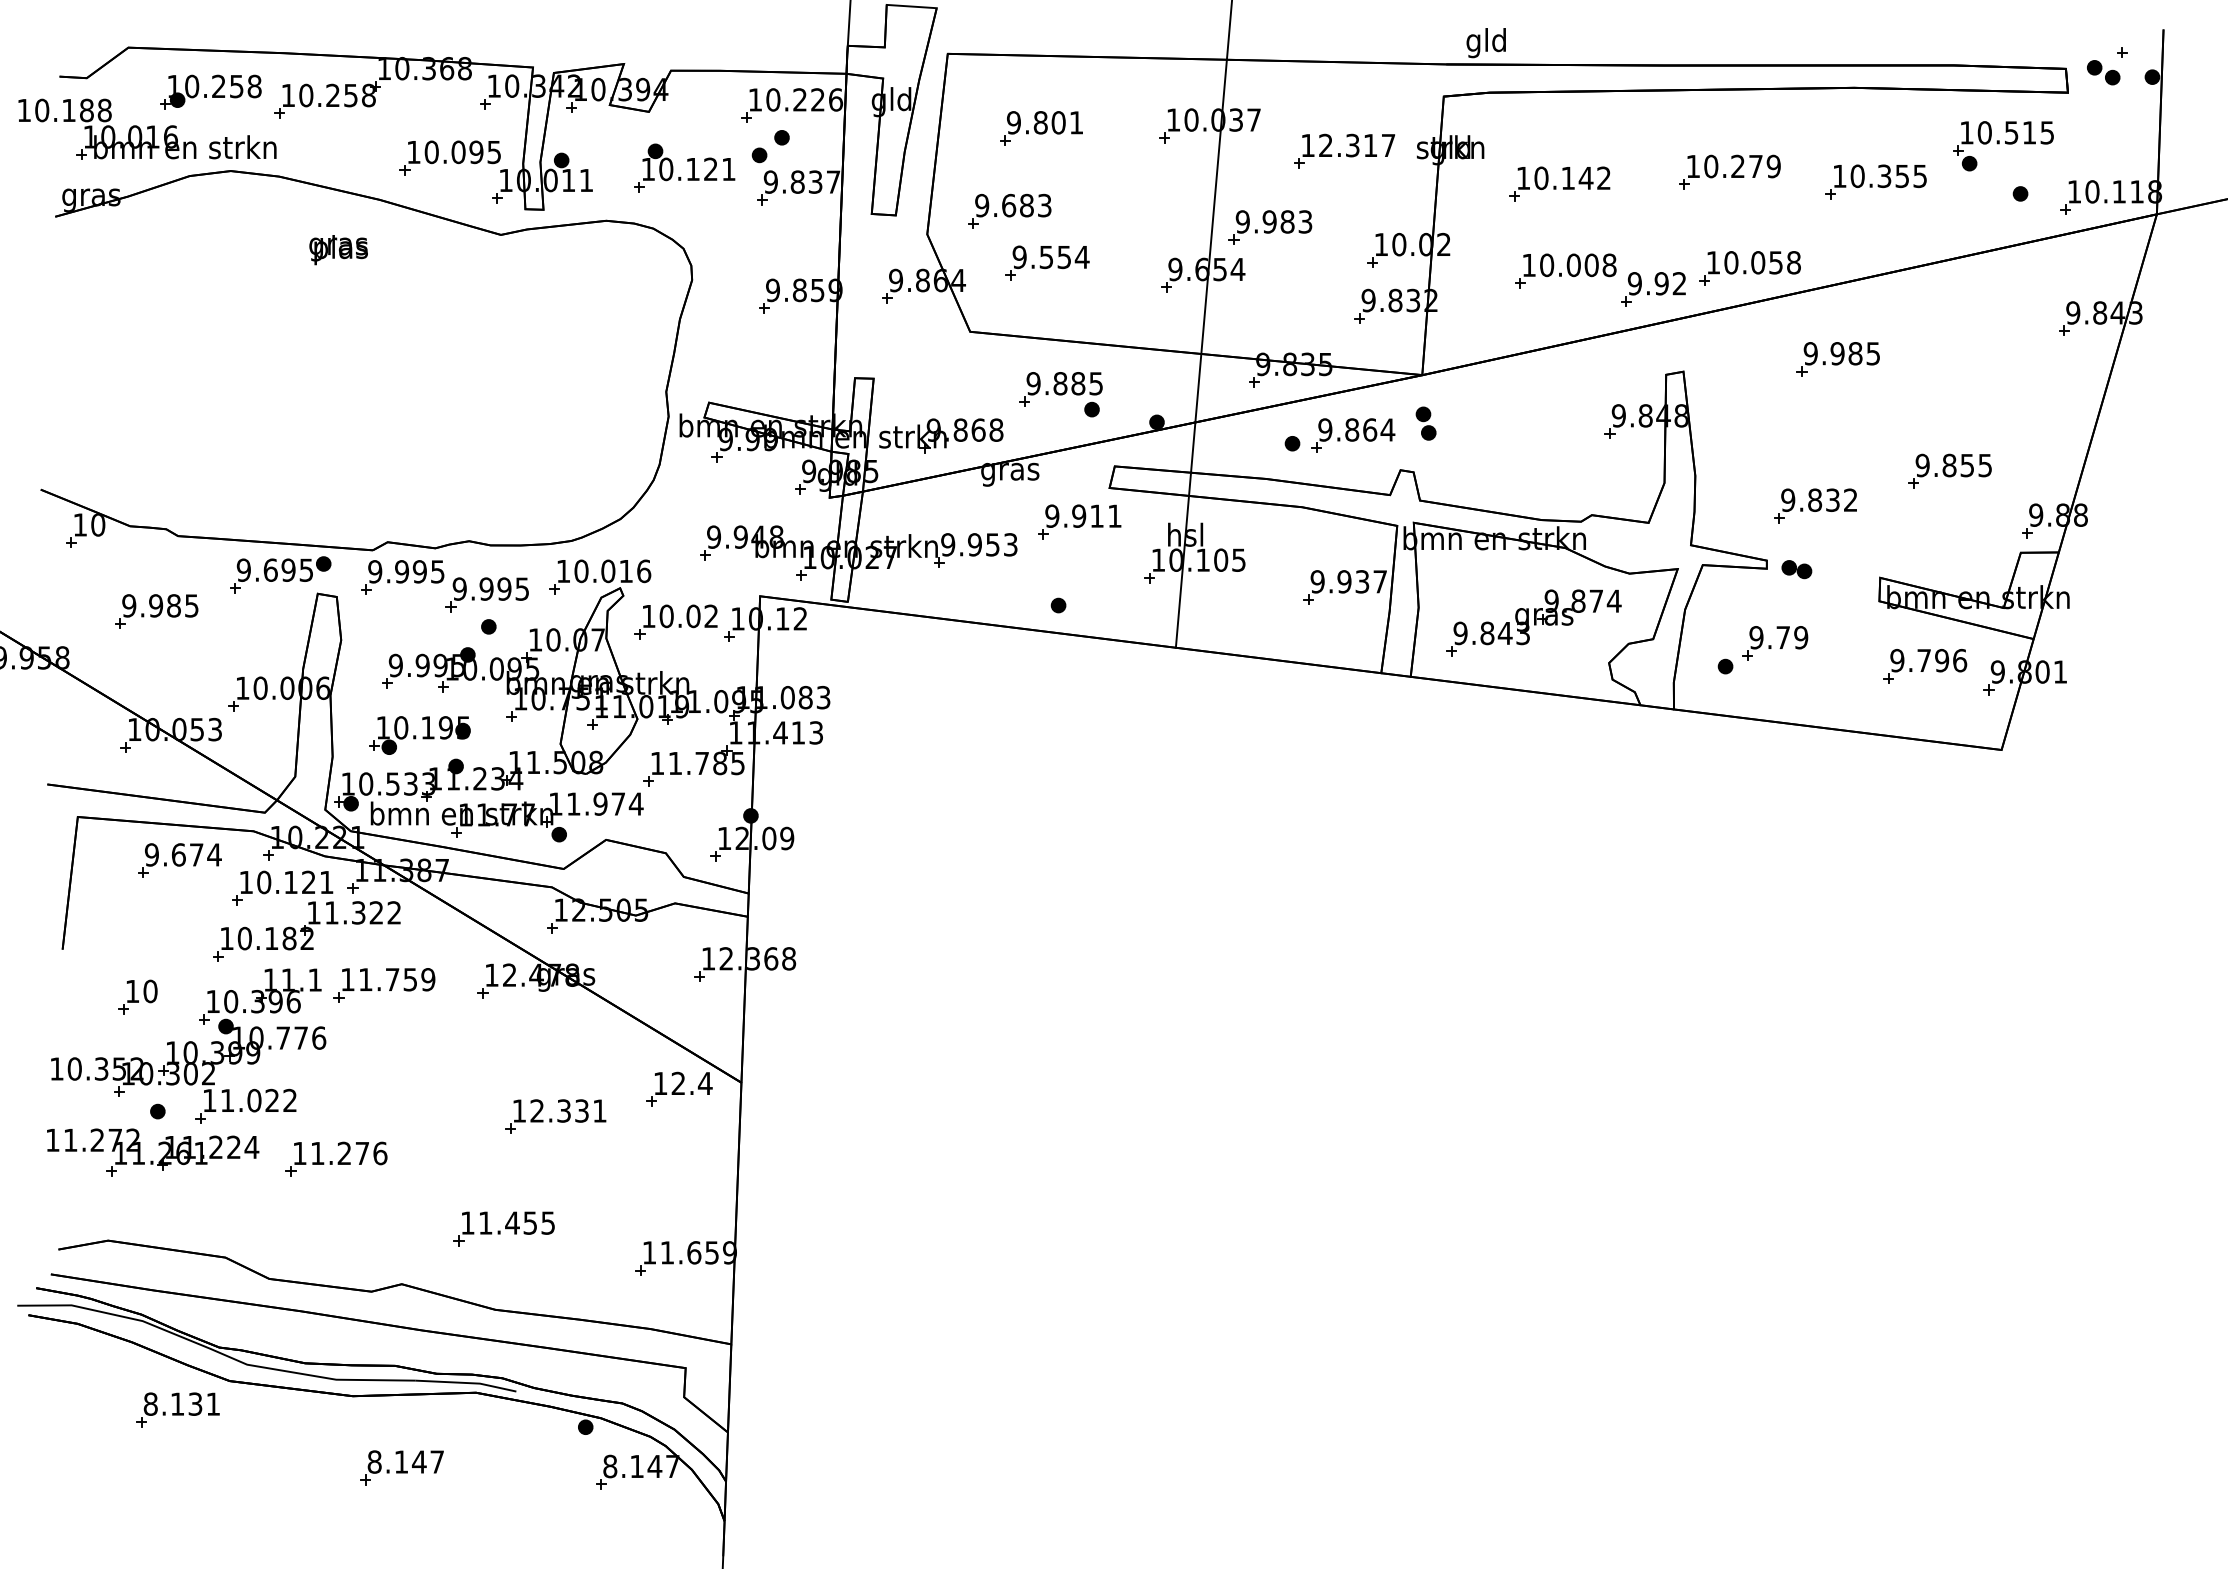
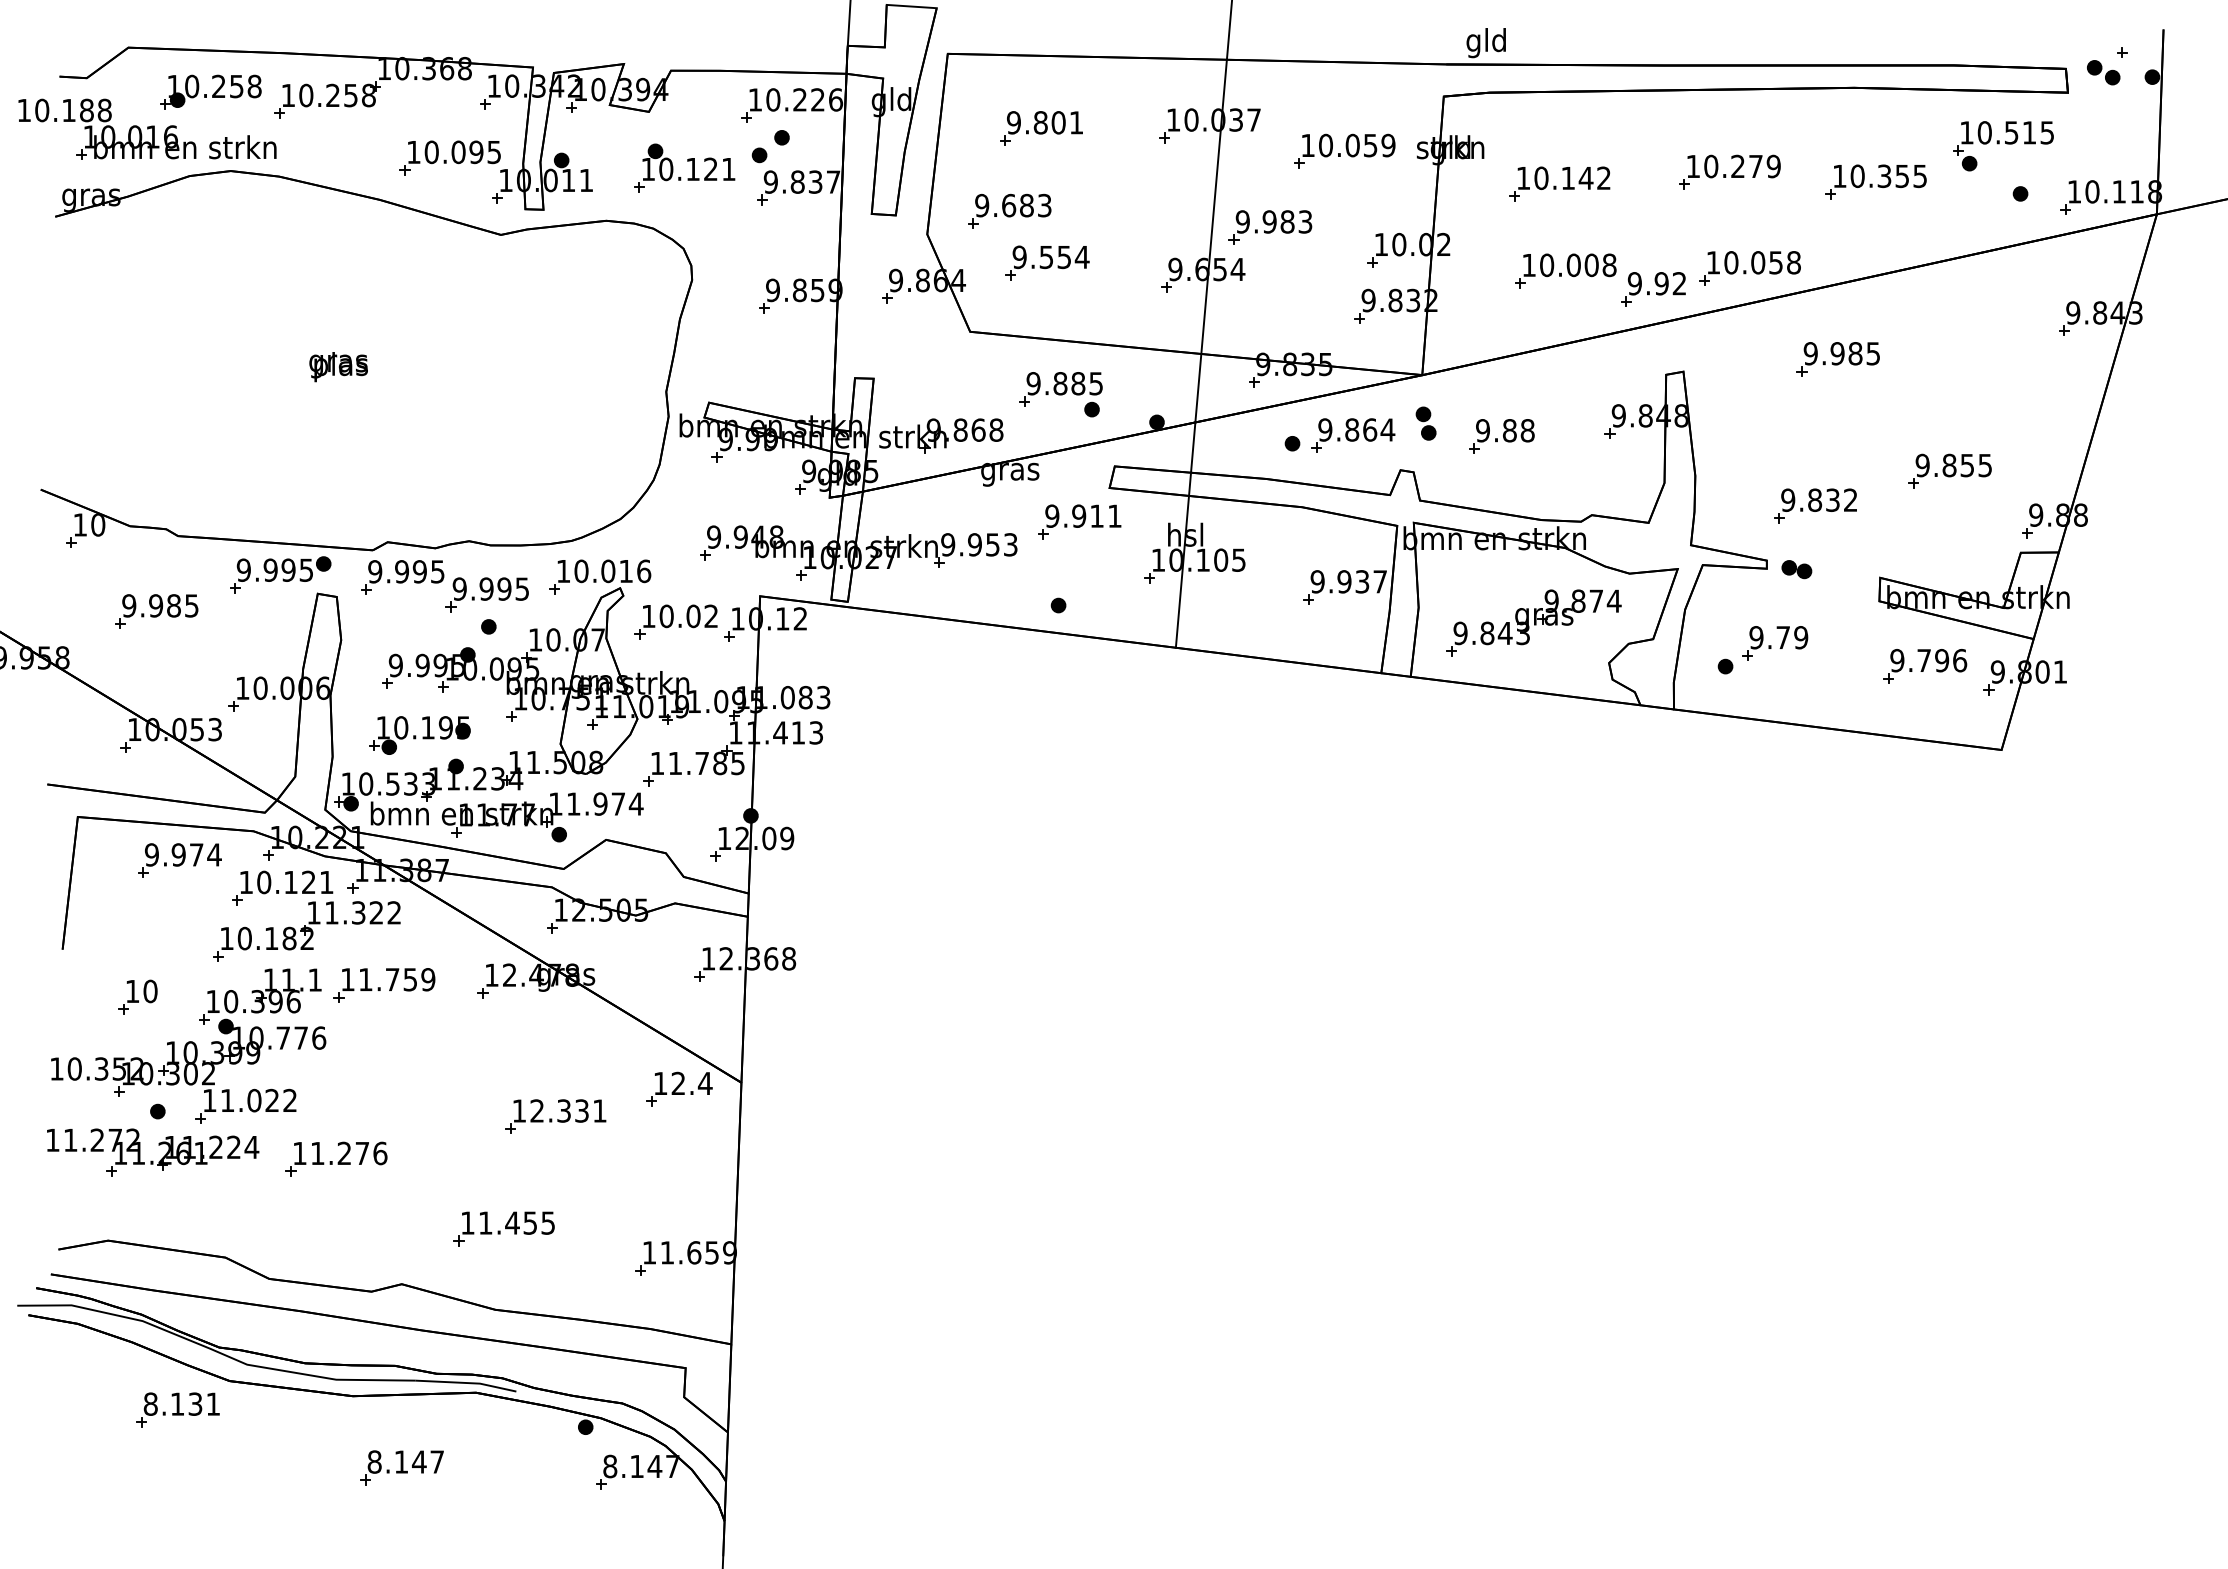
text: 12.317 -> 10.059 (1357, 145)
text position: (338, 250) -> (338, 367) (338, 367)
part: none -> present (1501, 436)
text: 9.695 -> 9.995 (270, 569)
text: 9.674 -> 9.974 (178, 854)
